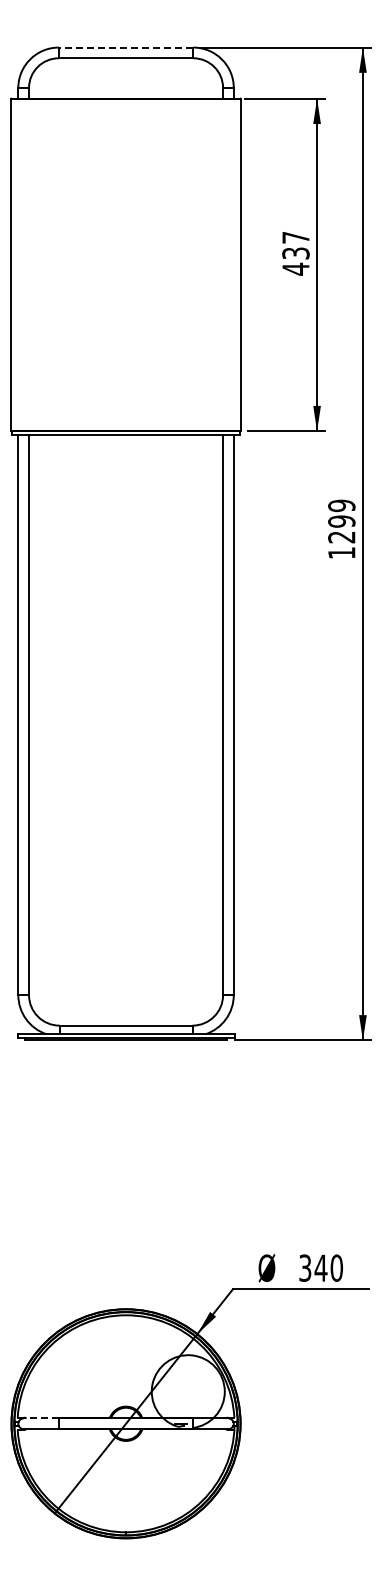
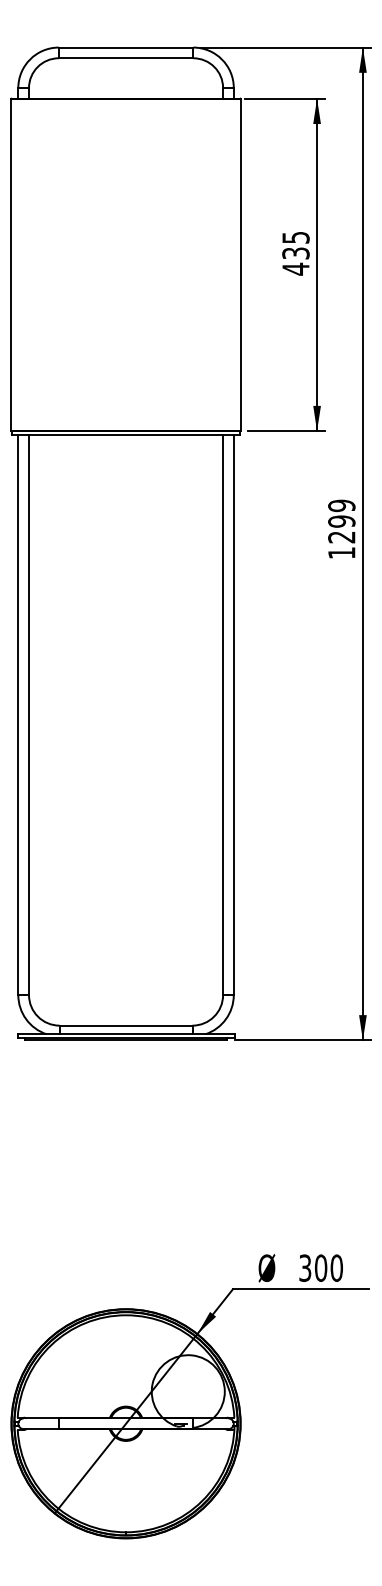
line: dashed -> solid (125, 47)
text: 437 -> 435 (295, 237)
text: 340 -> 300 (320, 1267)
line: dashed -> solid (41, 1418)
